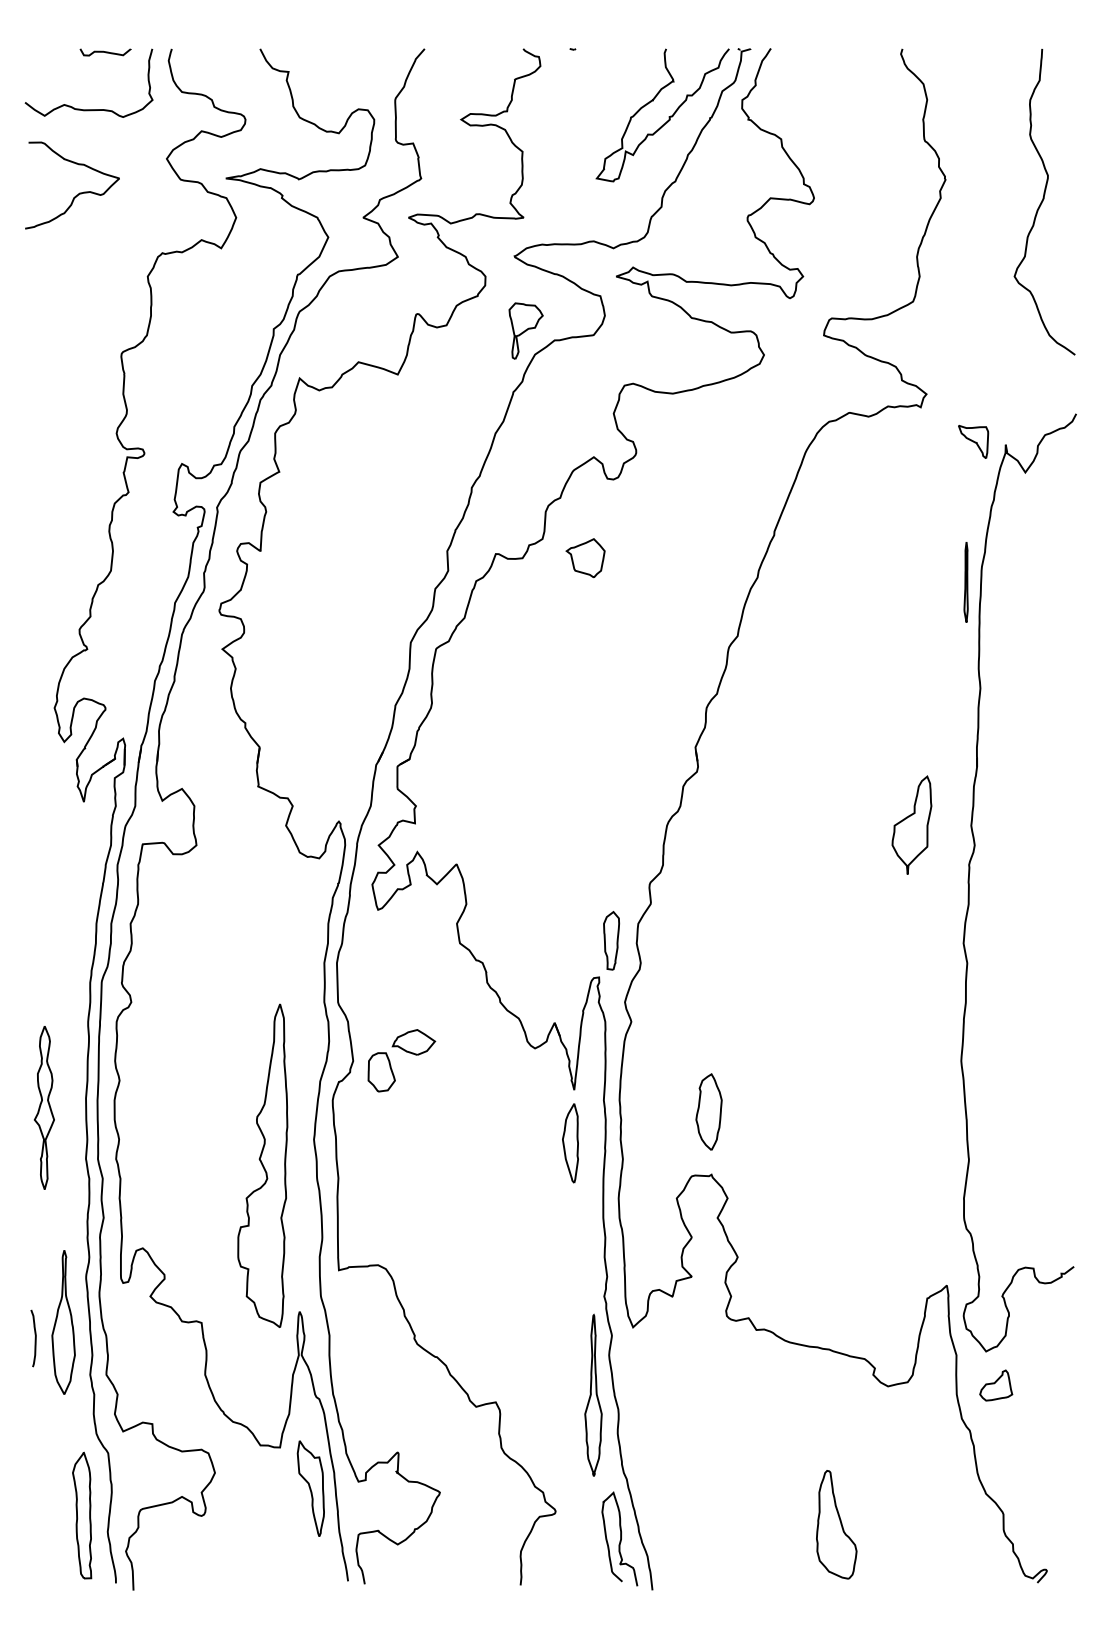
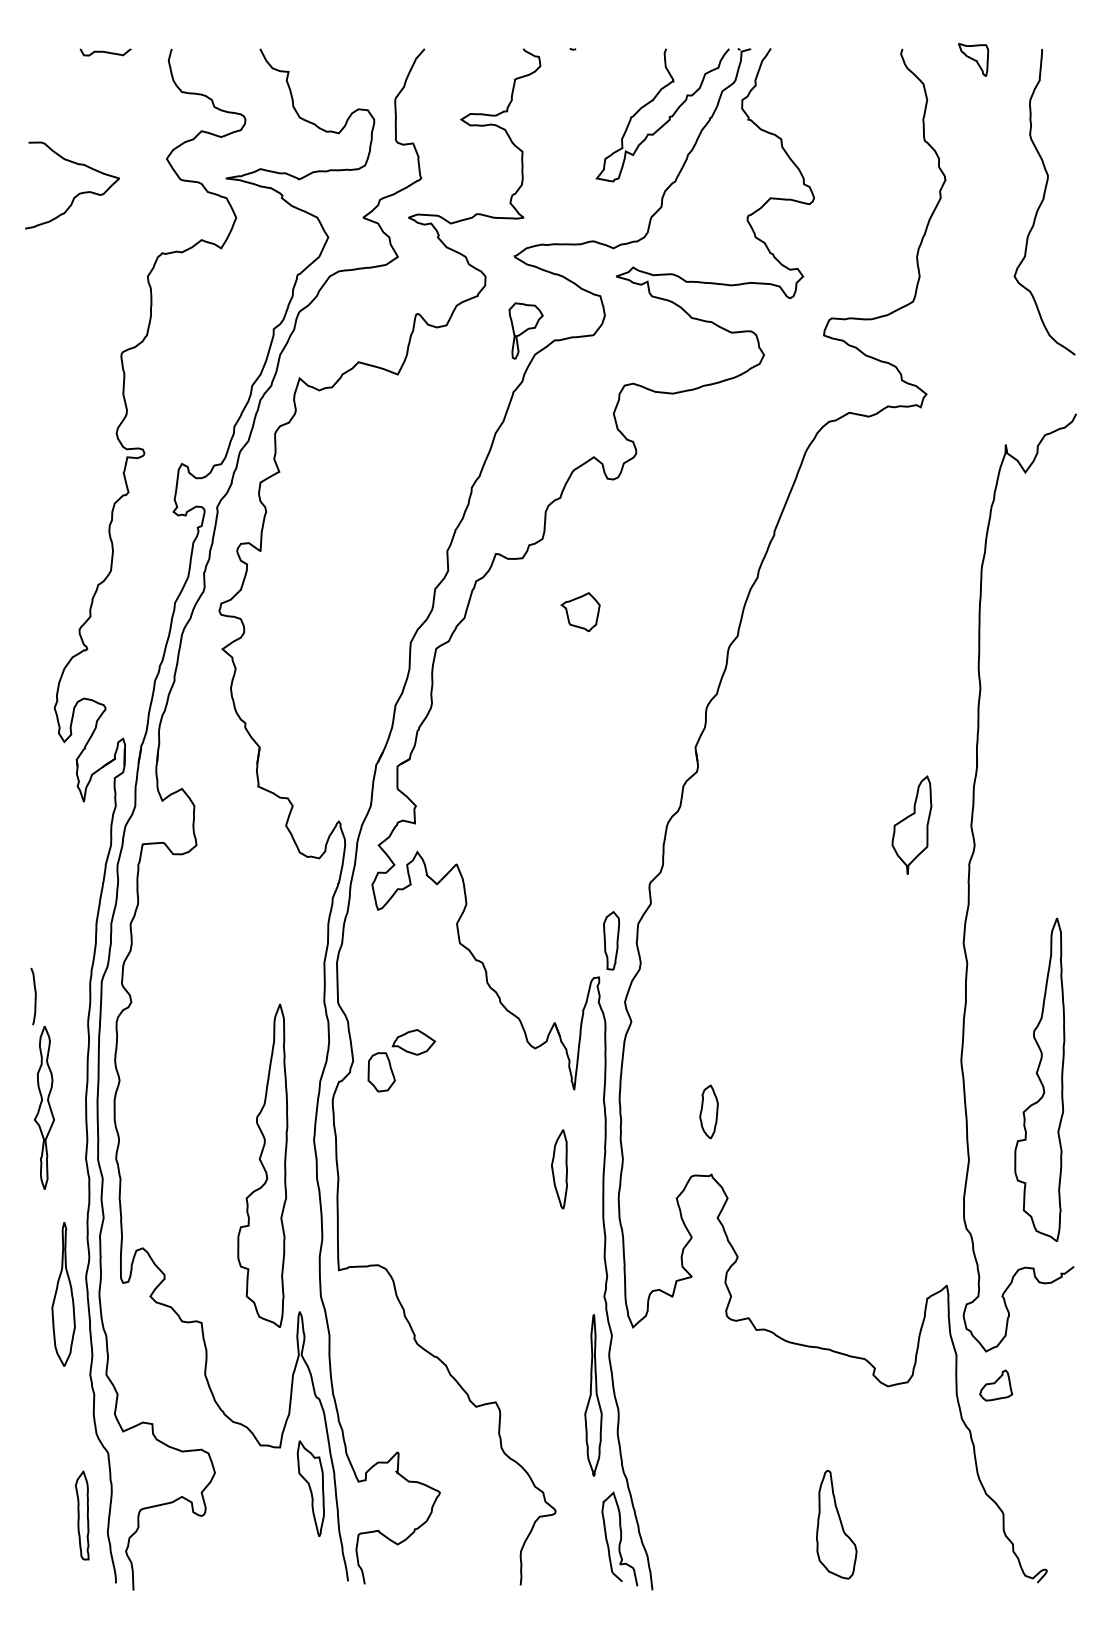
curve: present -> none (88, 109)
part position: (973, 441) -> (973, 59) (973, 59)
part position: (585, 558) -> (580, 612) (580, 612)
part: present -> none (965, 582)
part: none -> present (1039, 1079)
part size: 28x78 px -> 20x56 px (708, 1111)
part position: (570, 1143) -> (559, 1169) (559, 1169)
part position: (63, 1322) -> (63, 1294) (63, 1294)
curve position: (34, 1338) -> (34, 996) (34, 996)
part size: 21x129 px -> 15x91 px (82, 1515)
